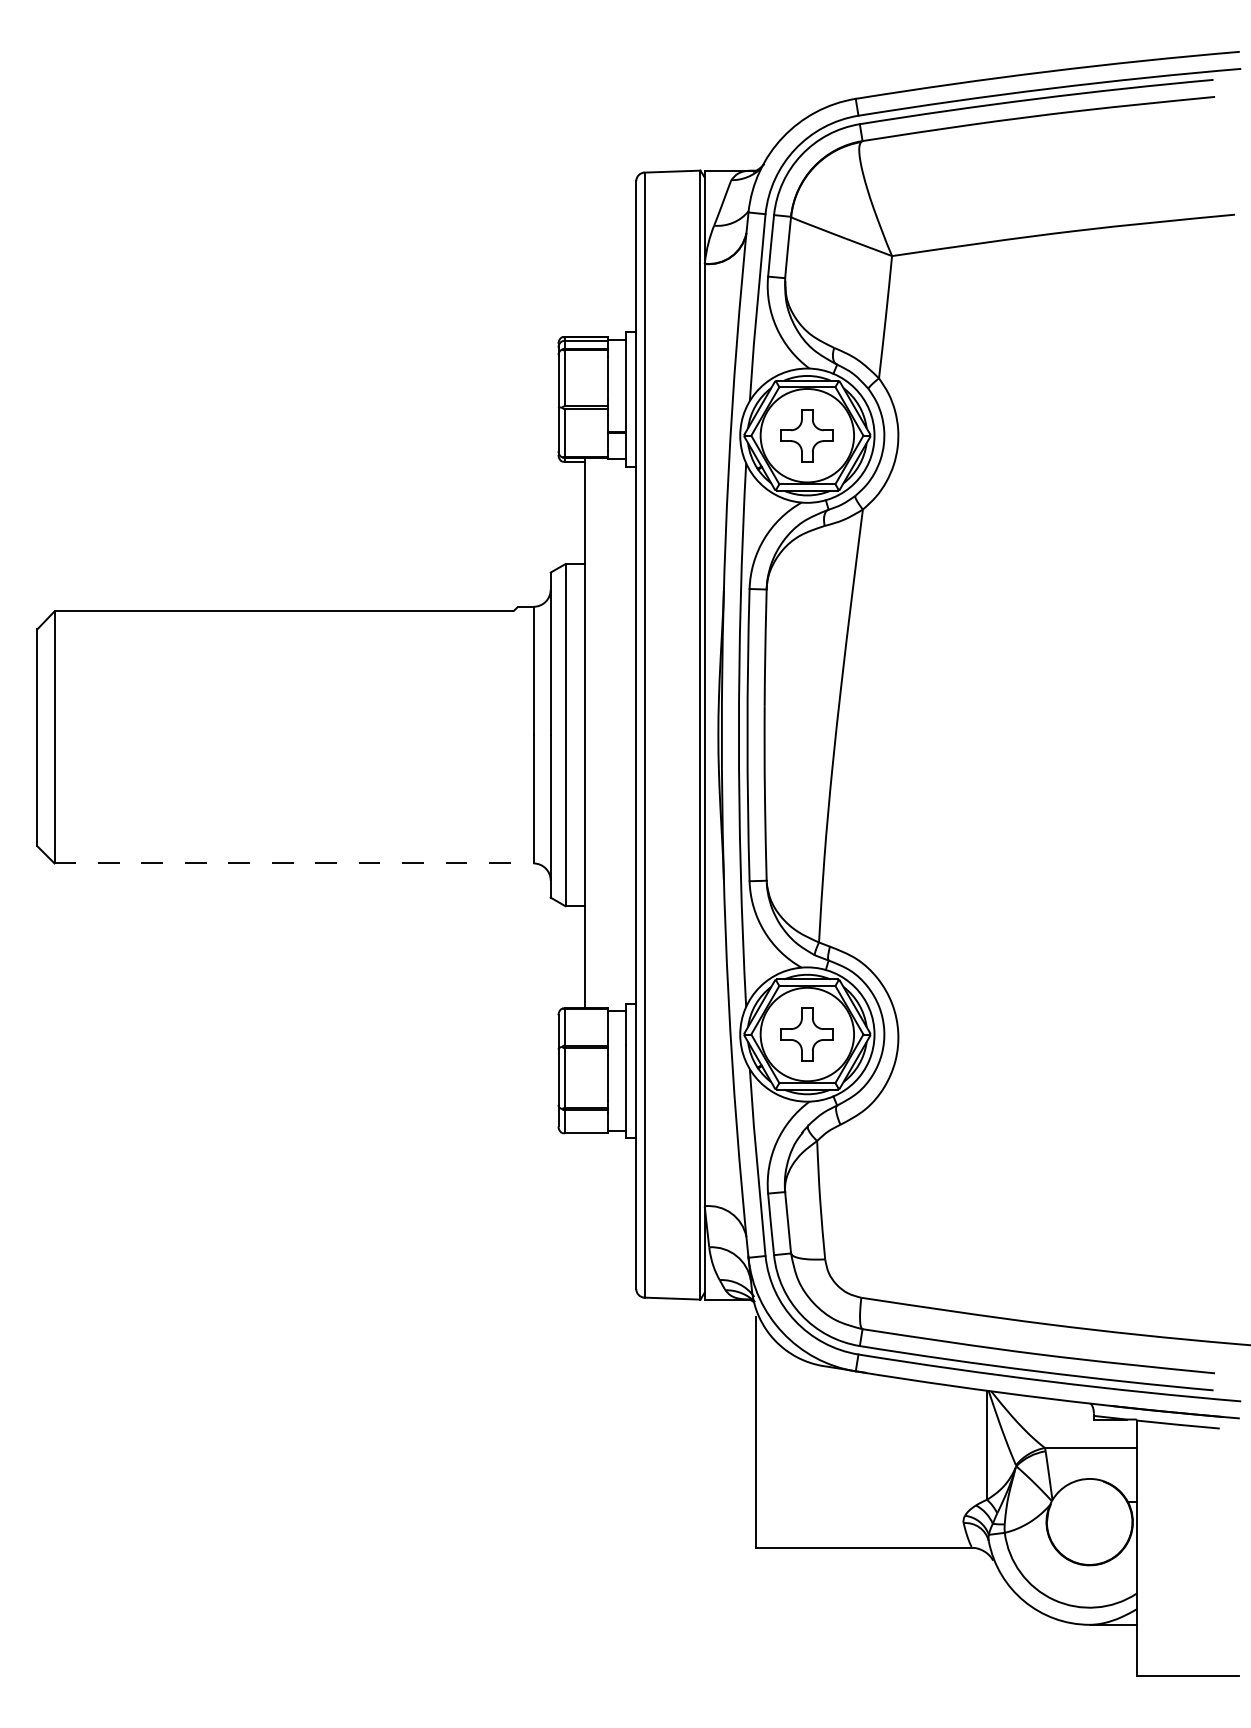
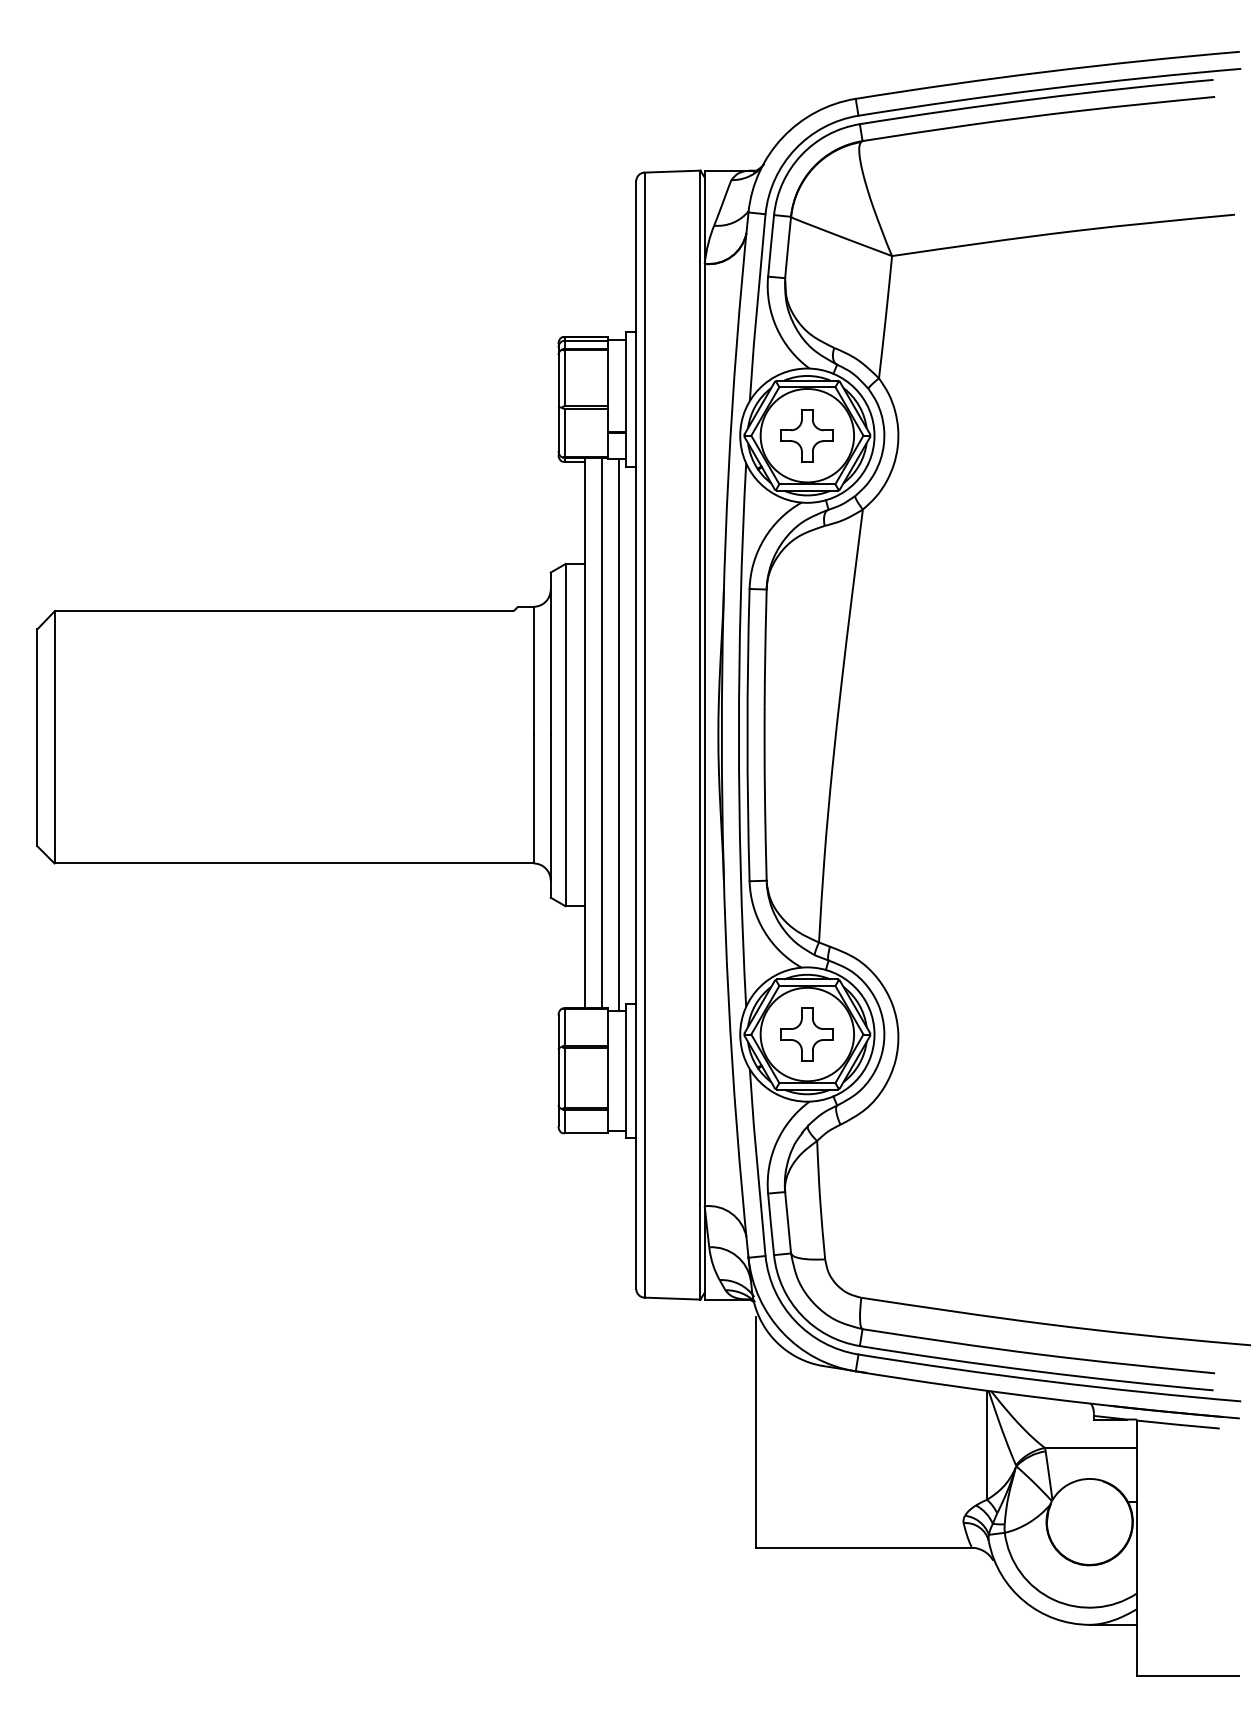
line: none -> present (602, 732)
line: none -> present (619, 735)
line: dashed -> solid (294, 863)
